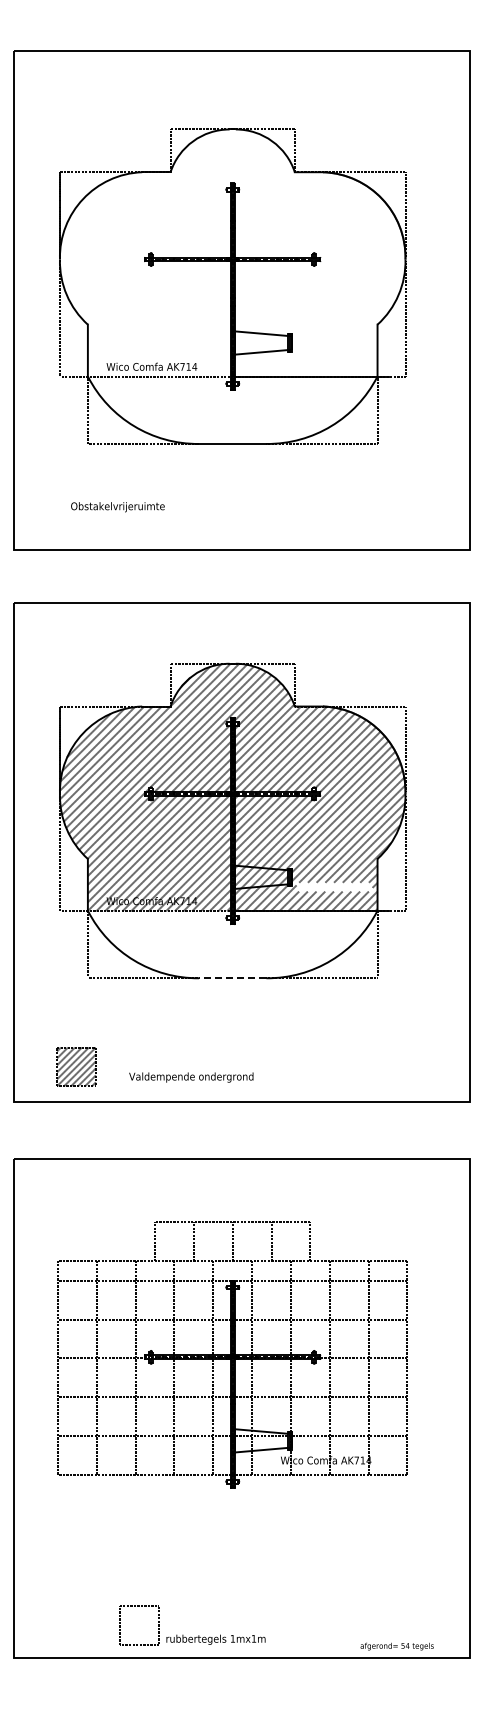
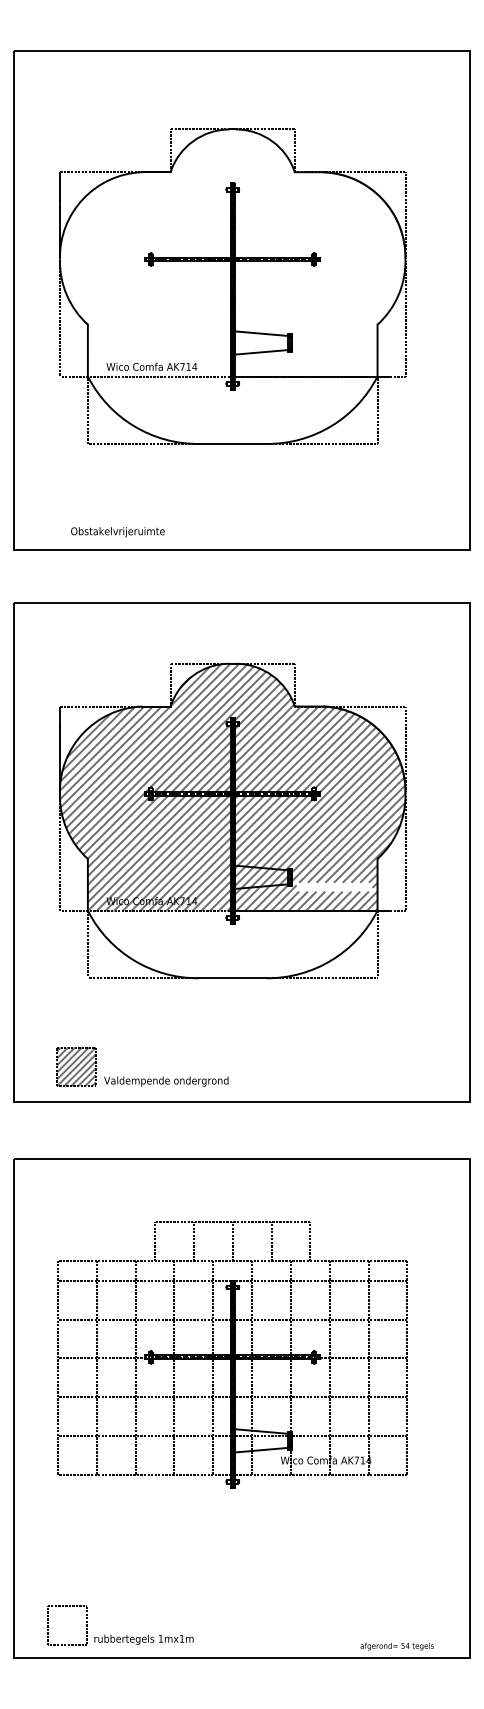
text position: (117, 507) -> (117, 532) (117, 532)
line: dashed -> solid (232, 978)
text position: (191, 1077) -> (166, 1081) (166, 1081)
part position: (190, 1636) -> (118, 1636) (118, 1636)
